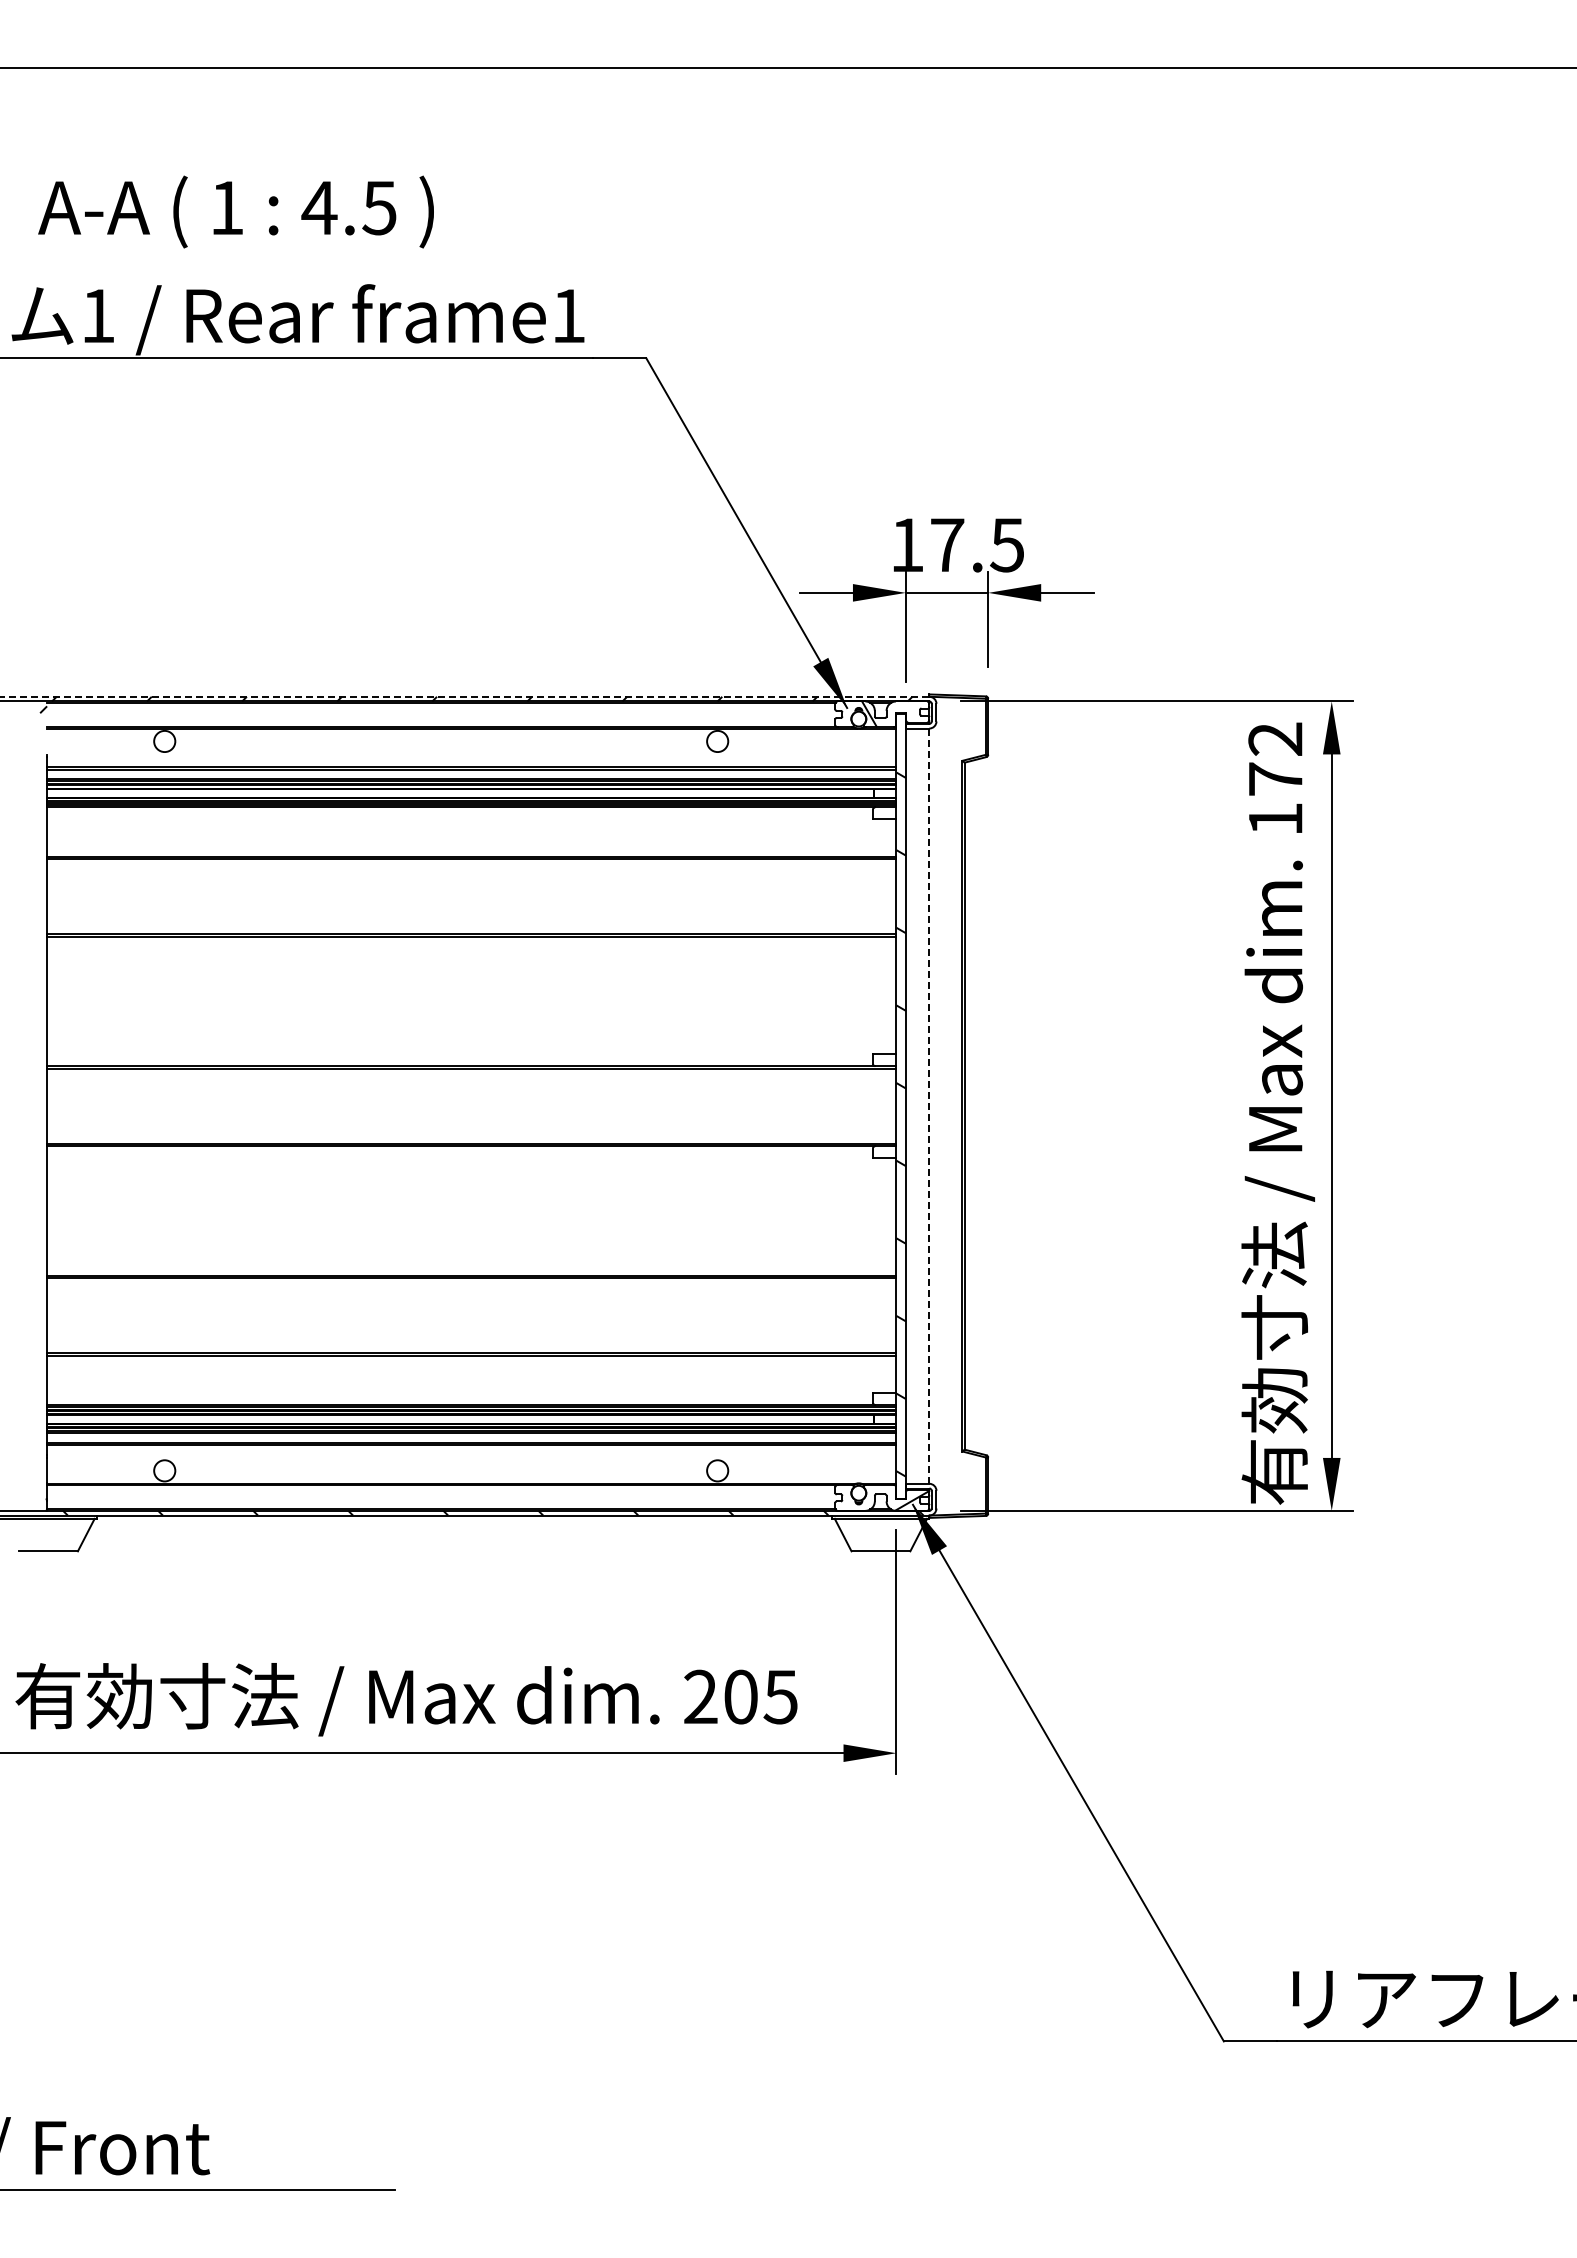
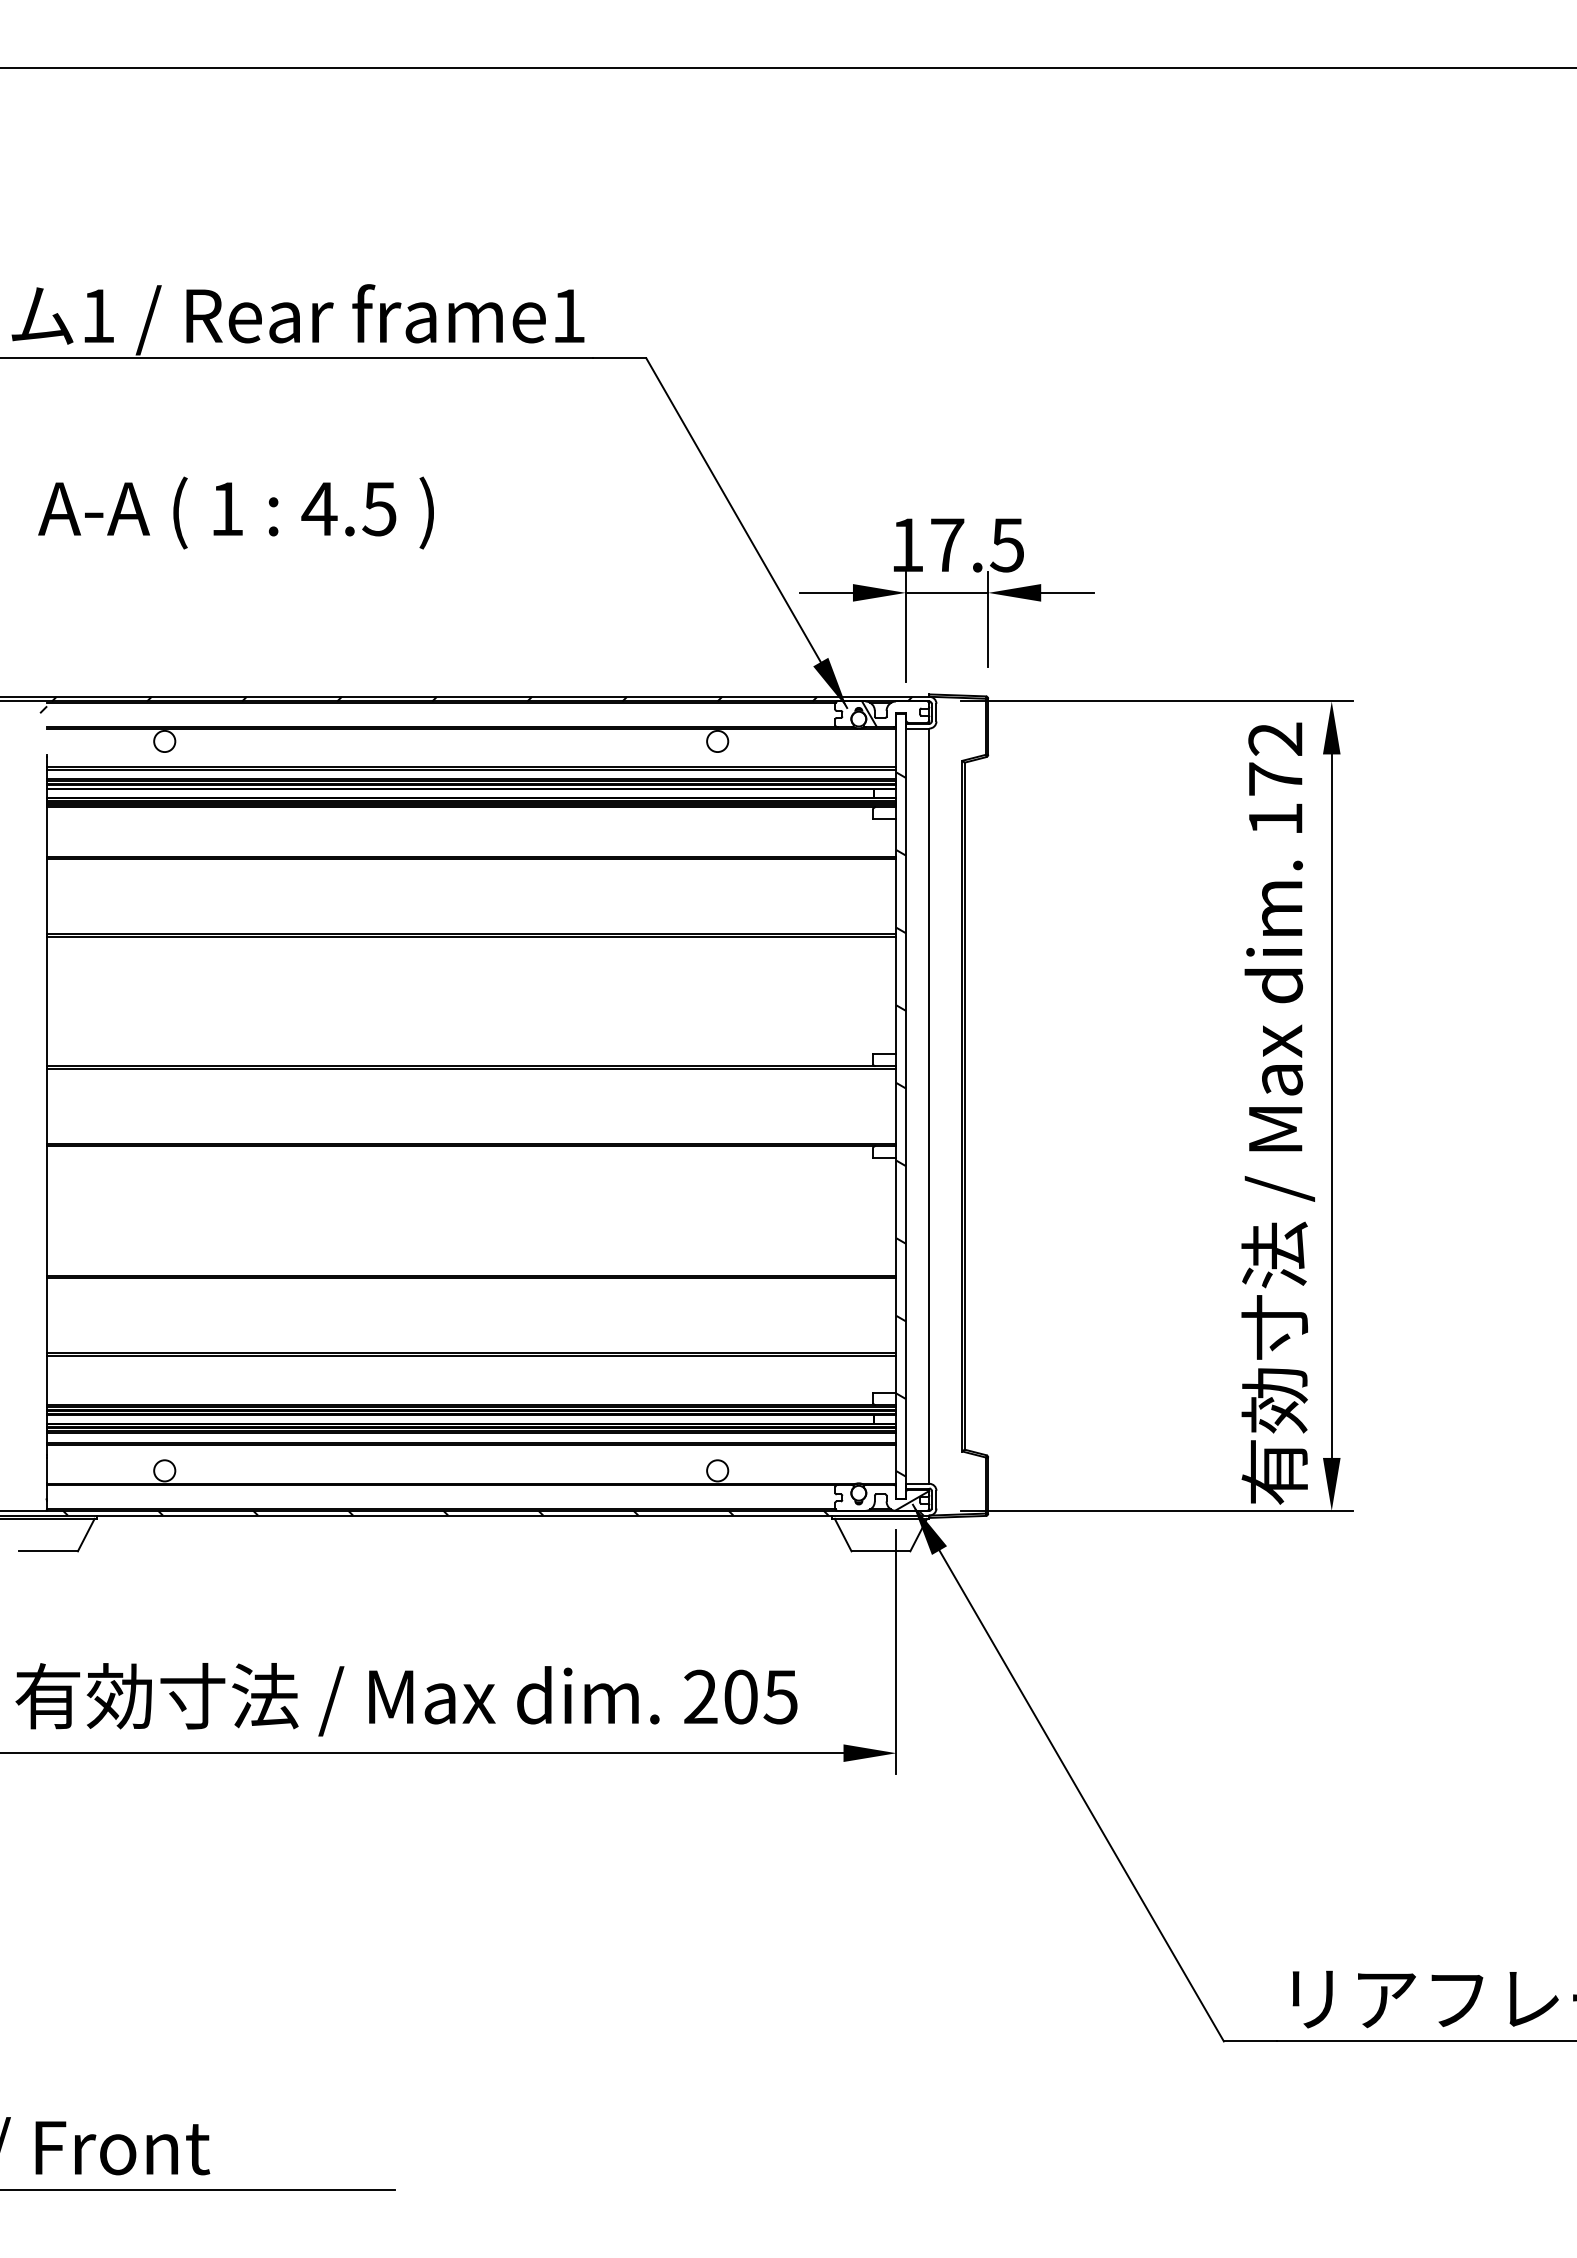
text position: (235, 211) -> (235, 512) (235, 512)
line: dashed -> solid (464, 696)
line: dashed -> solid (929, 1106)
